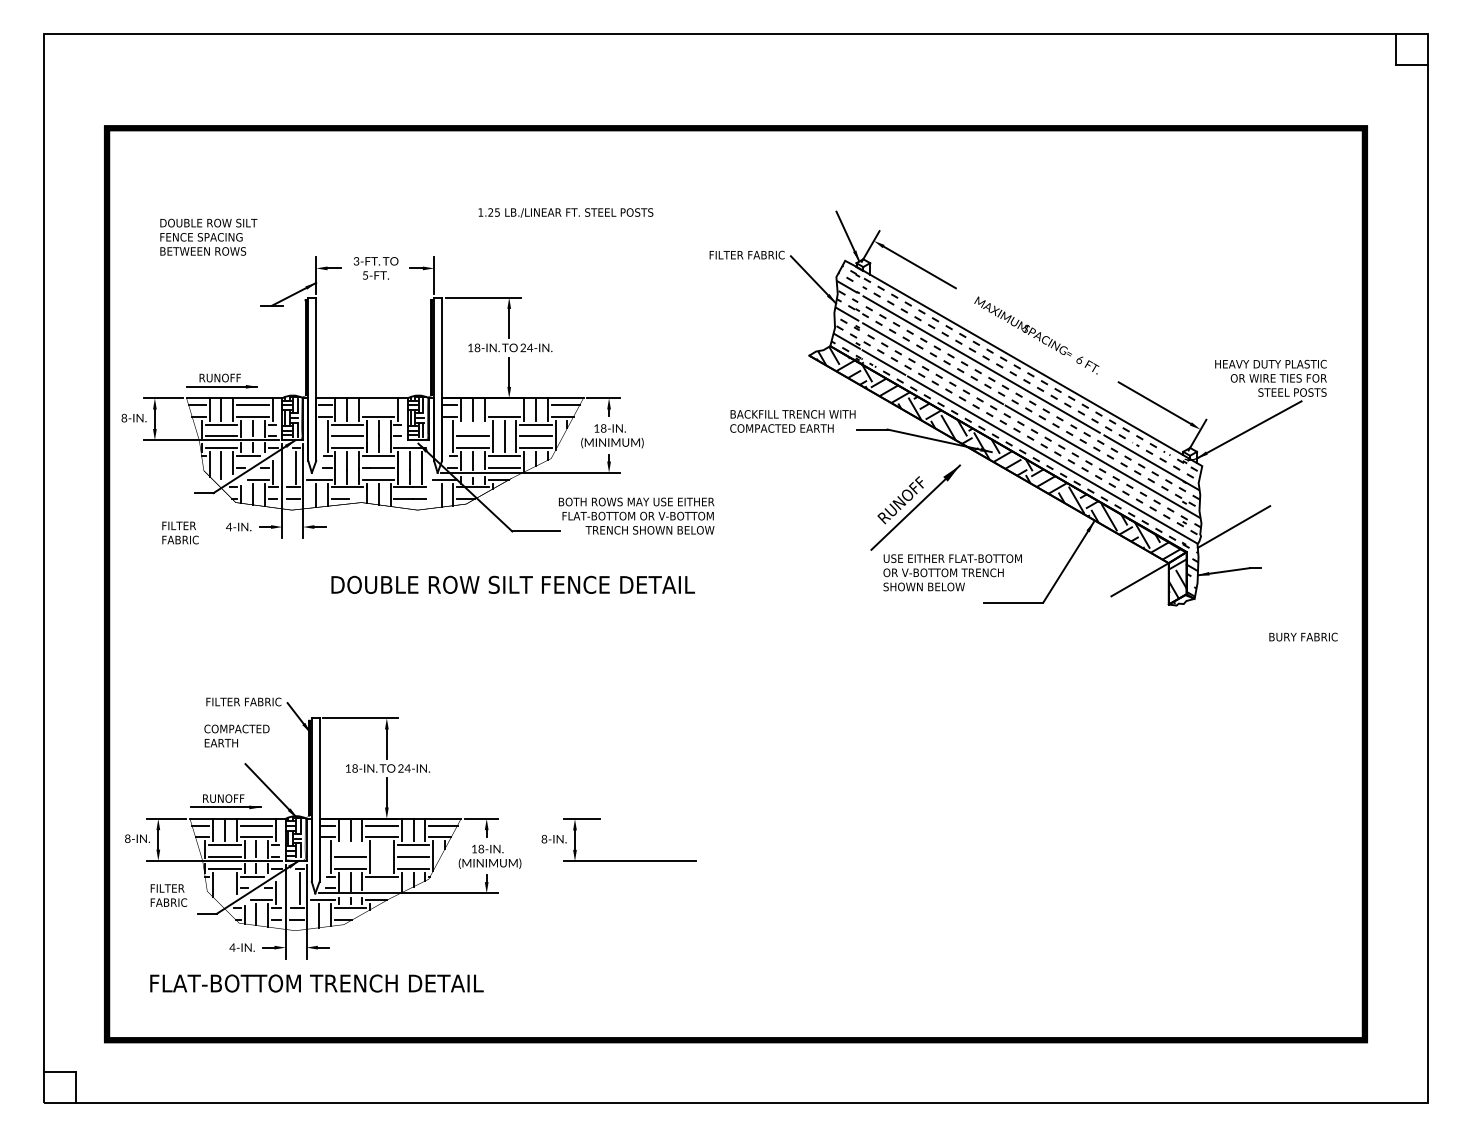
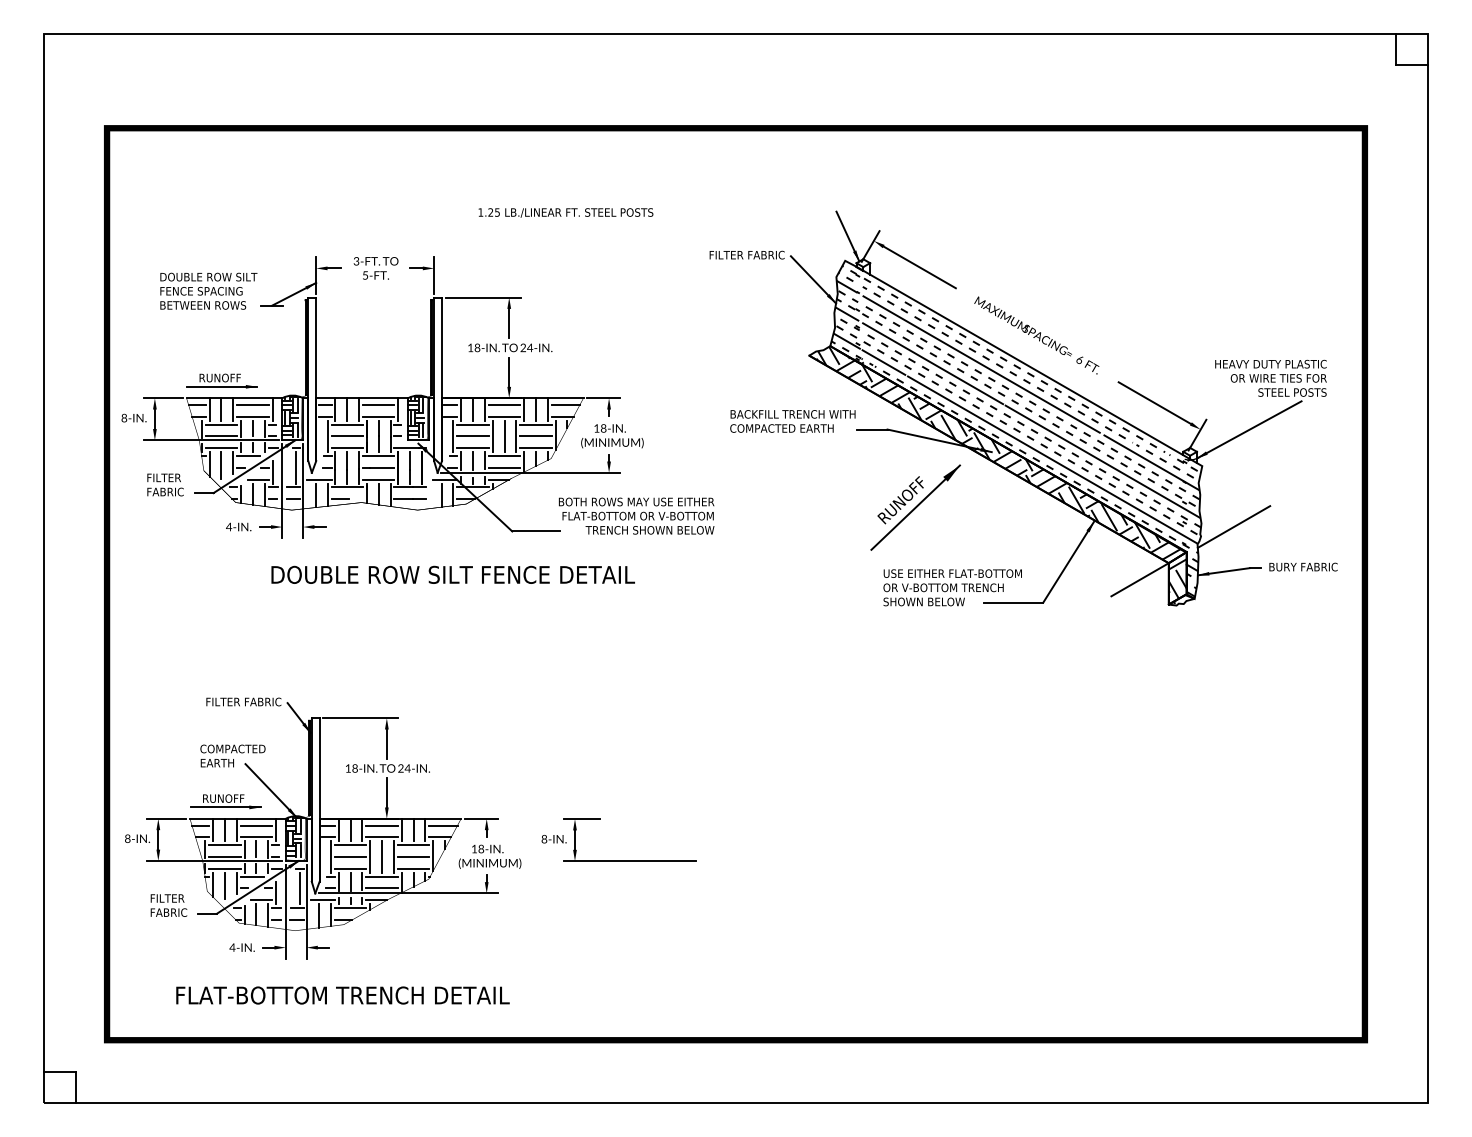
text position: (208, 236) -> (208, 290) (208, 290)
line: none -> present (378, 404)
line: none -> present (504, 404)
line: none -> present (472, 424)
text position: (180, 532) -> (165, 484) (165, 484)
text position: (952, 572) -> (952, 587) (952, 587)
text position: (512, 584) -> (452, 574) (452, 574)
text position: (1303, 636) -> (1303, 566) (1303, 566)
text position: (236, 735) -> (232, 755) (232, 755)
line: none -> present (350, 845)
line: none -> present (382, 856)
line: none -> present (224, 885)
line: none -> present (381, 888)
text position: (168, 895) -> (168, 905) (168, 905)
text position: (316, 983) -> (342, 995) (342, 995)
